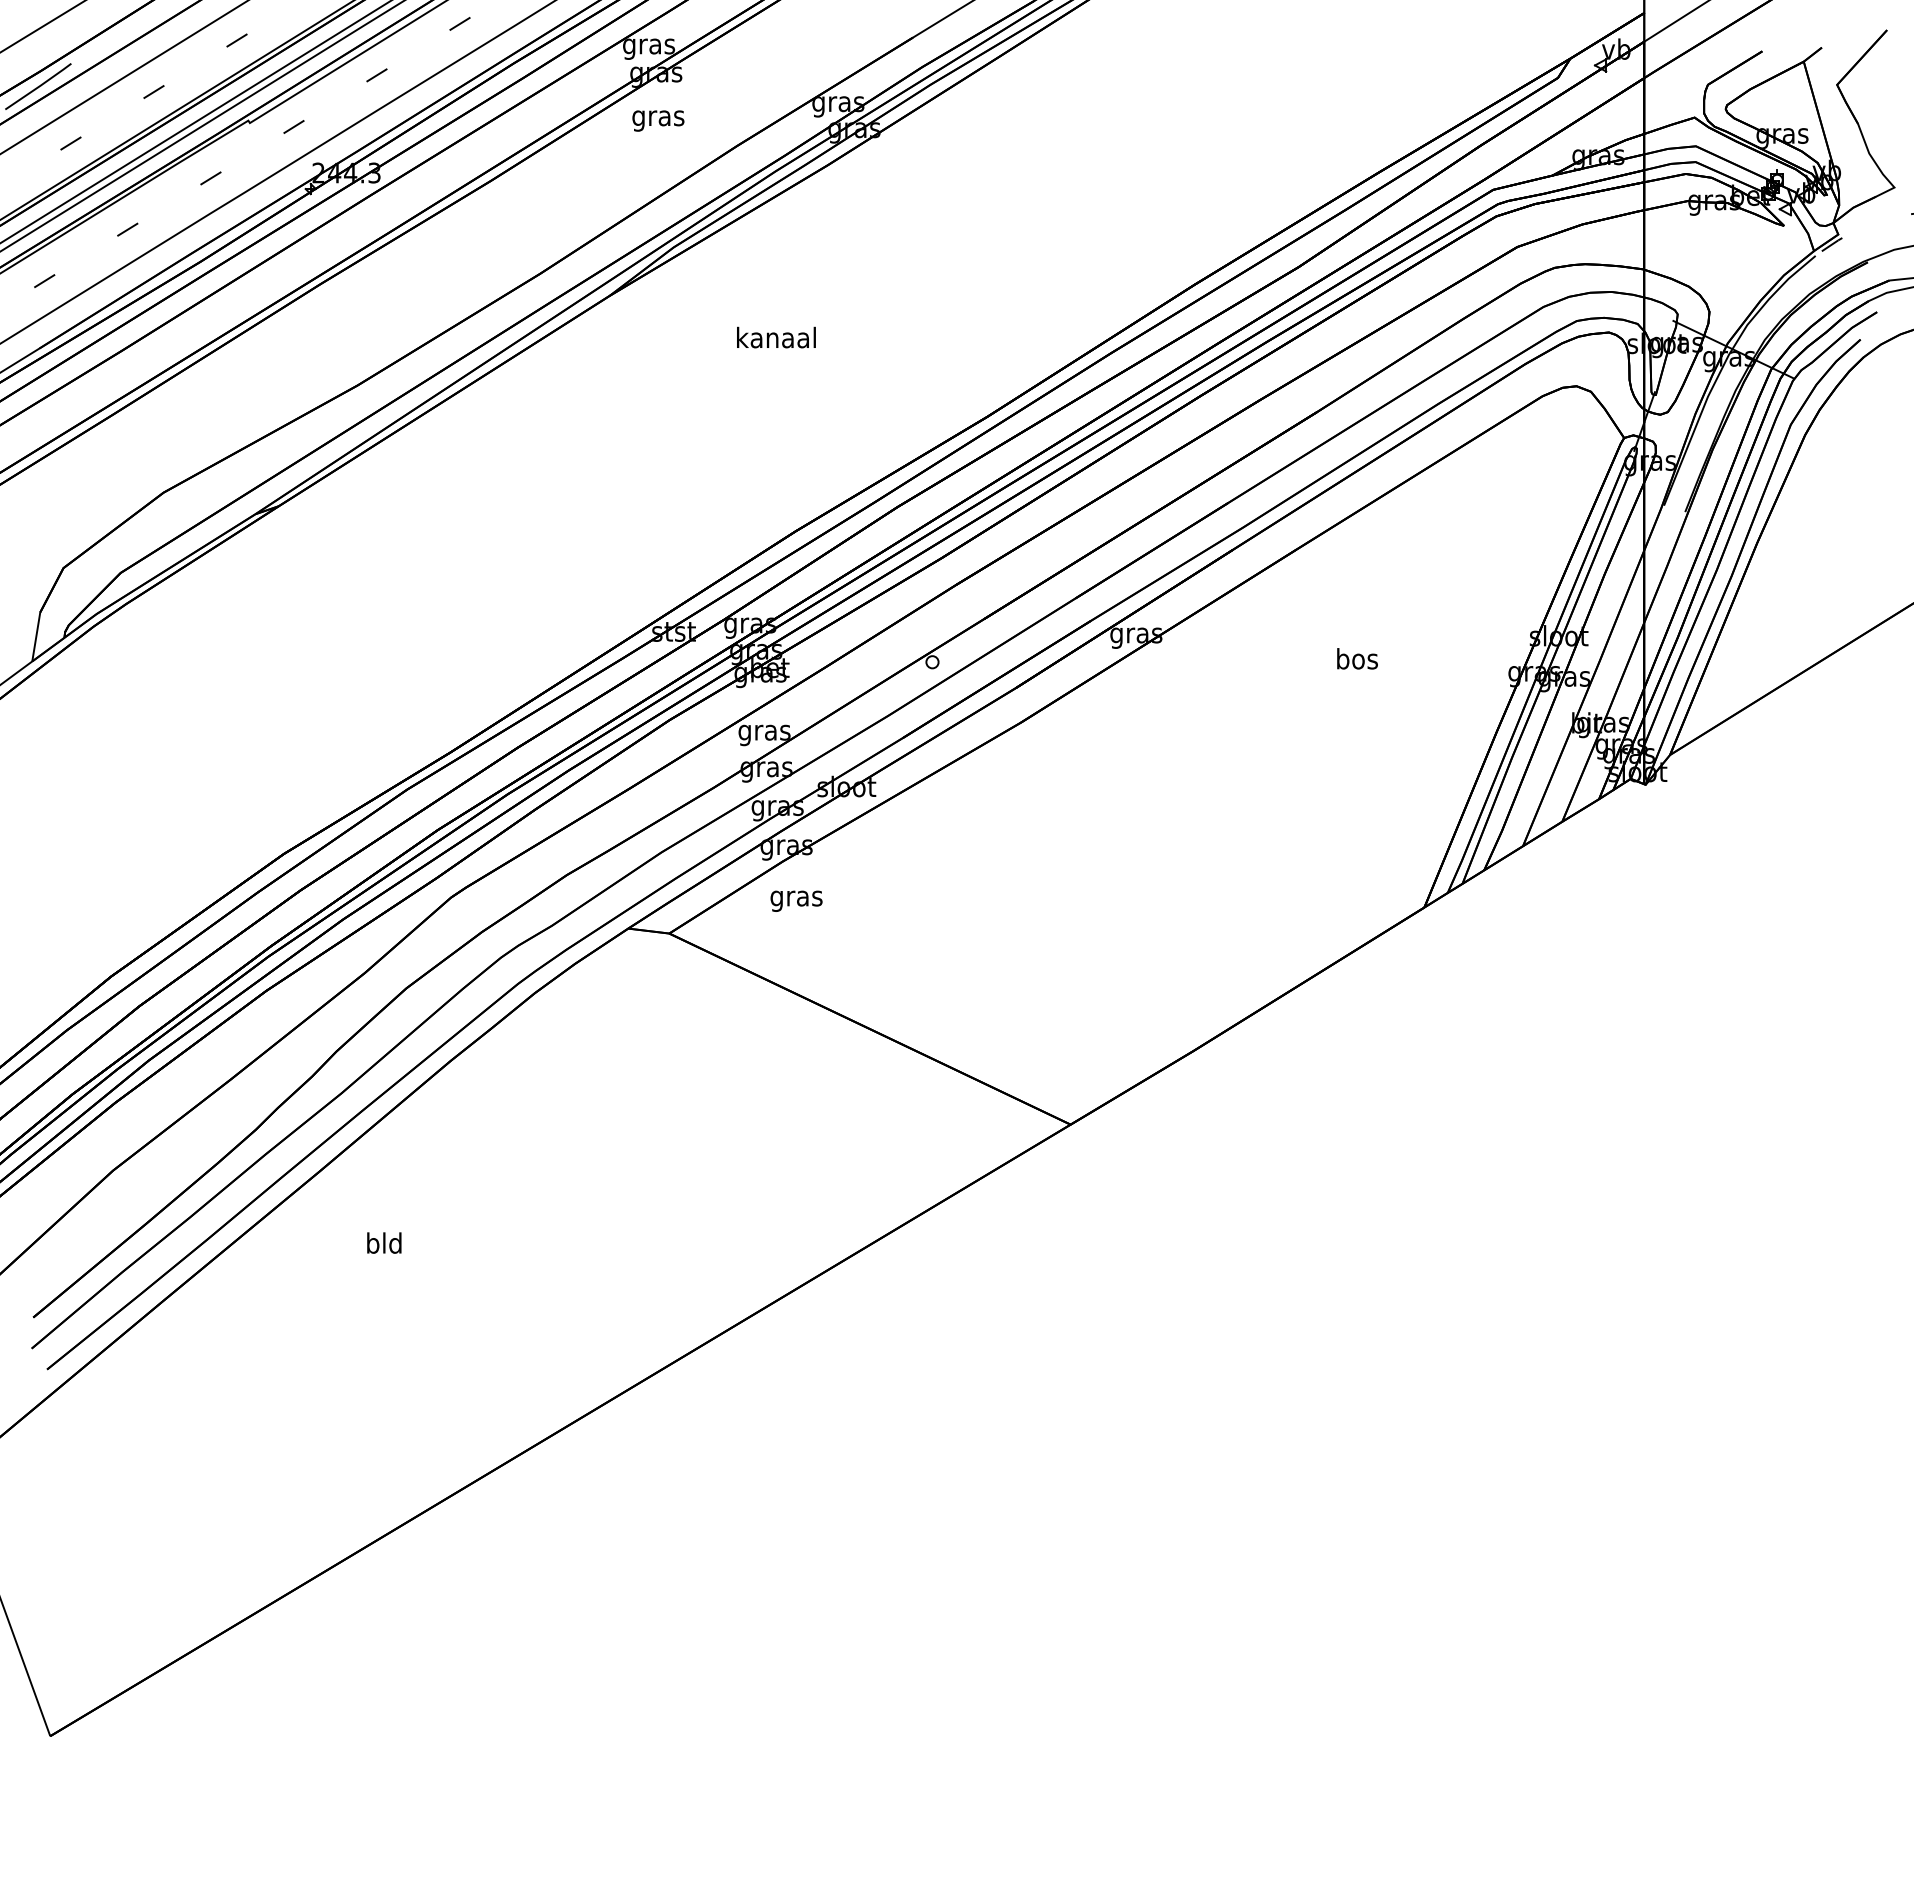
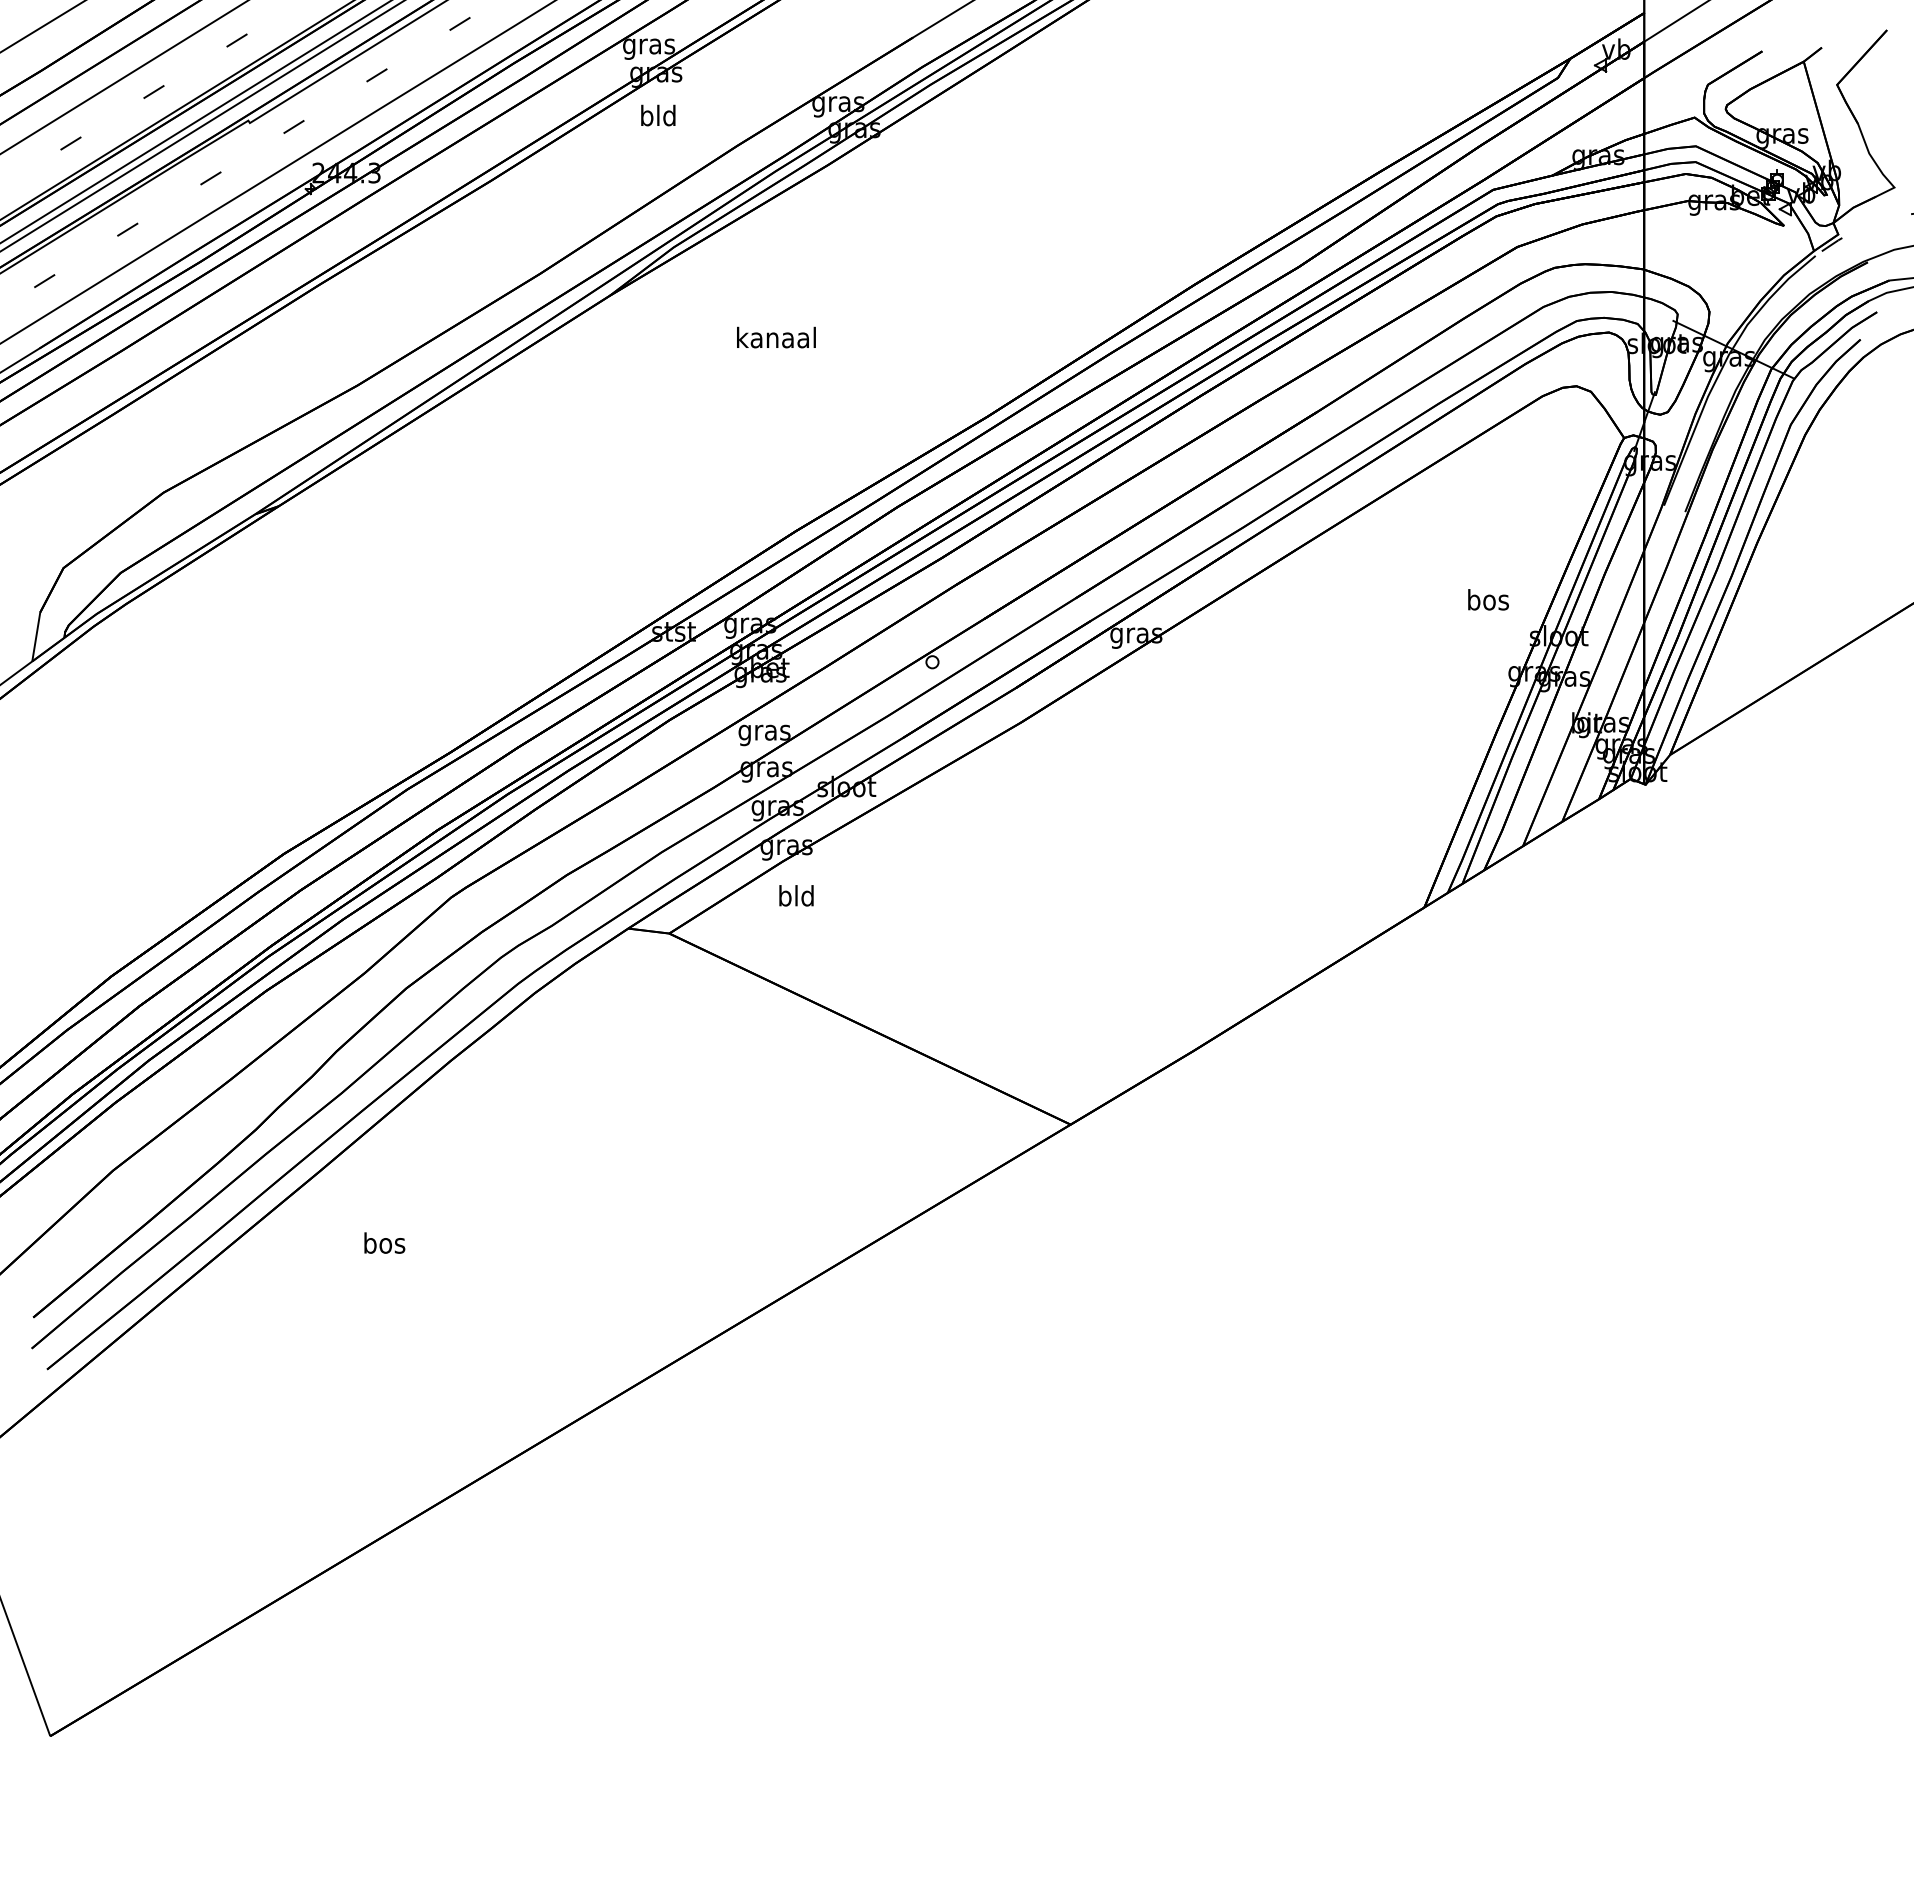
line: present -> none (38, 86)
text: gras -> bld (658, 117)
text position: (1357, 658) -> (1488, 599) (1488, 599)
text: gras -> bld (796, 898)
text: bld -> bos (384, 1242)
